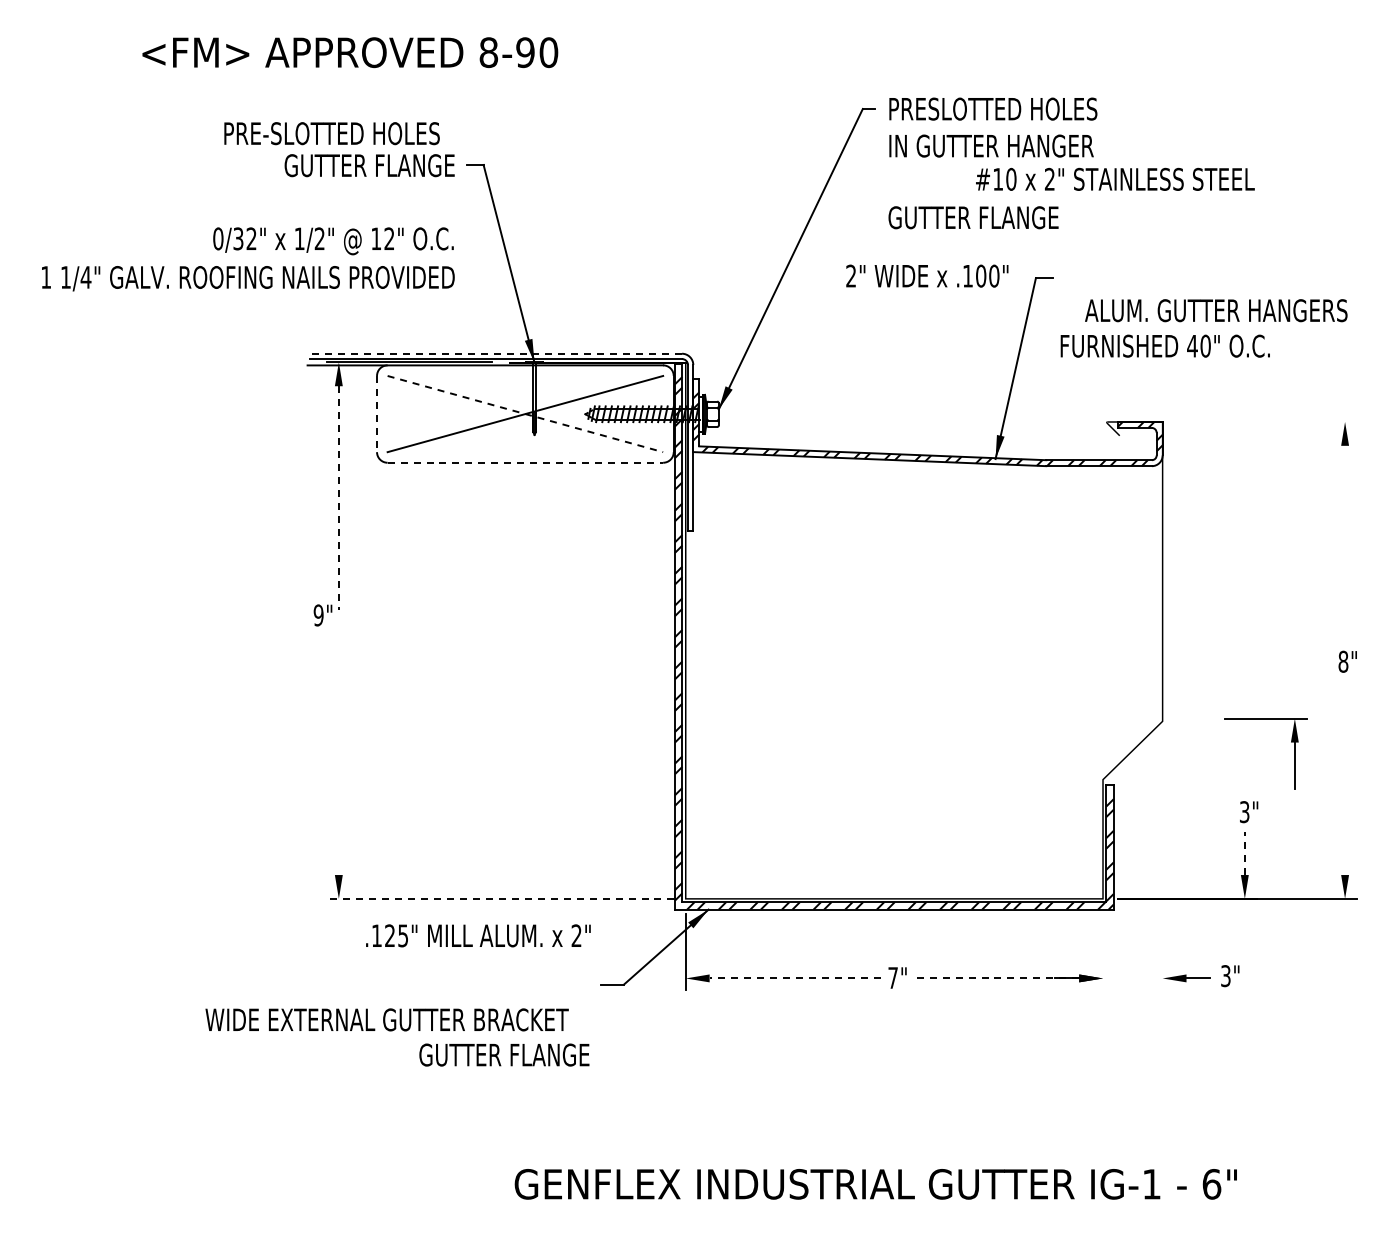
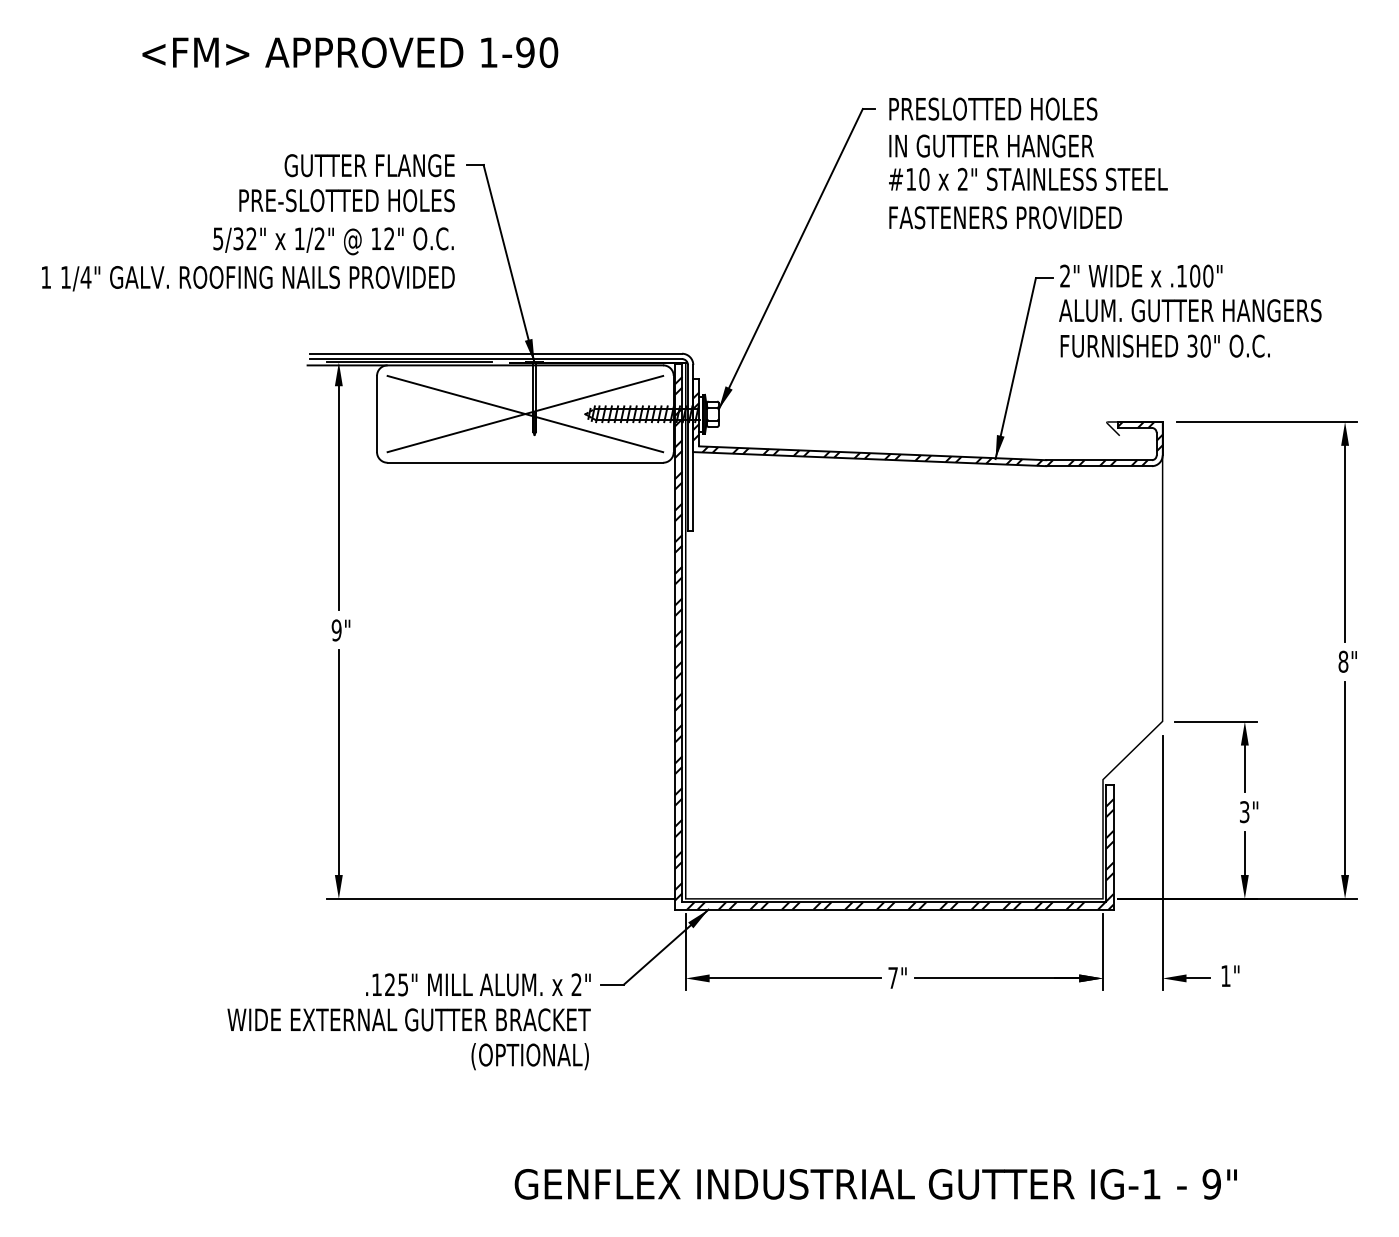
text: 8-90 -> 1-90 (488, 52)
text position: (331, 133) -> (346, 200) (346, 200)
text position: (1115, 178) -> (1028, 178) (1028, 178)
text: GUTTER FLANGE -> FASTENERS PROVIDED (1004, 217)
text: 0/32" -> 5/32" (218, 238)
text position: (927, 275) -> (1141, 275) (1141, 275)
text position: (1216, 310) -> (1190, 310) (1190, 310)
text: 40" -> 30" (1192, 345)
line: dashed -> solid (496, 353)
line: dashed -> solid (377, 414)
line: dashed -> solid (525, 414)
line: none -> present (1266, 422)
line: dashed -> solid (525, 462)
line: dashed -> solid (338, 498)
line: none -> present (1345, 543)
text position: (322, 615) -> (340, 630) (340, 630)
part position: (1291, 742) -> (1241, 745) (1241, 745)
line: none -> present (338, 762)
line: none -> present (1345, 778)
line: dashed -> solid (1244, 853)
line: none -> present (1162, 863)
line: dashed -> solid (500, 898)
text position: (478, 935) -> (478, 984) (478, 984)
line: none -> present (1103, 951)
text: 3" -> 1" (1225, 976)
line: dashed -> solid (795, 978)
line: dashed -> solid (996, 978)
text position: (386, 1019) -> (408, 1019) (408, 1019)
text: GUTTER FLANGE -> (OPTIONAL) (504, 1056)
text: 6" -> 9" (1211, 1184)
